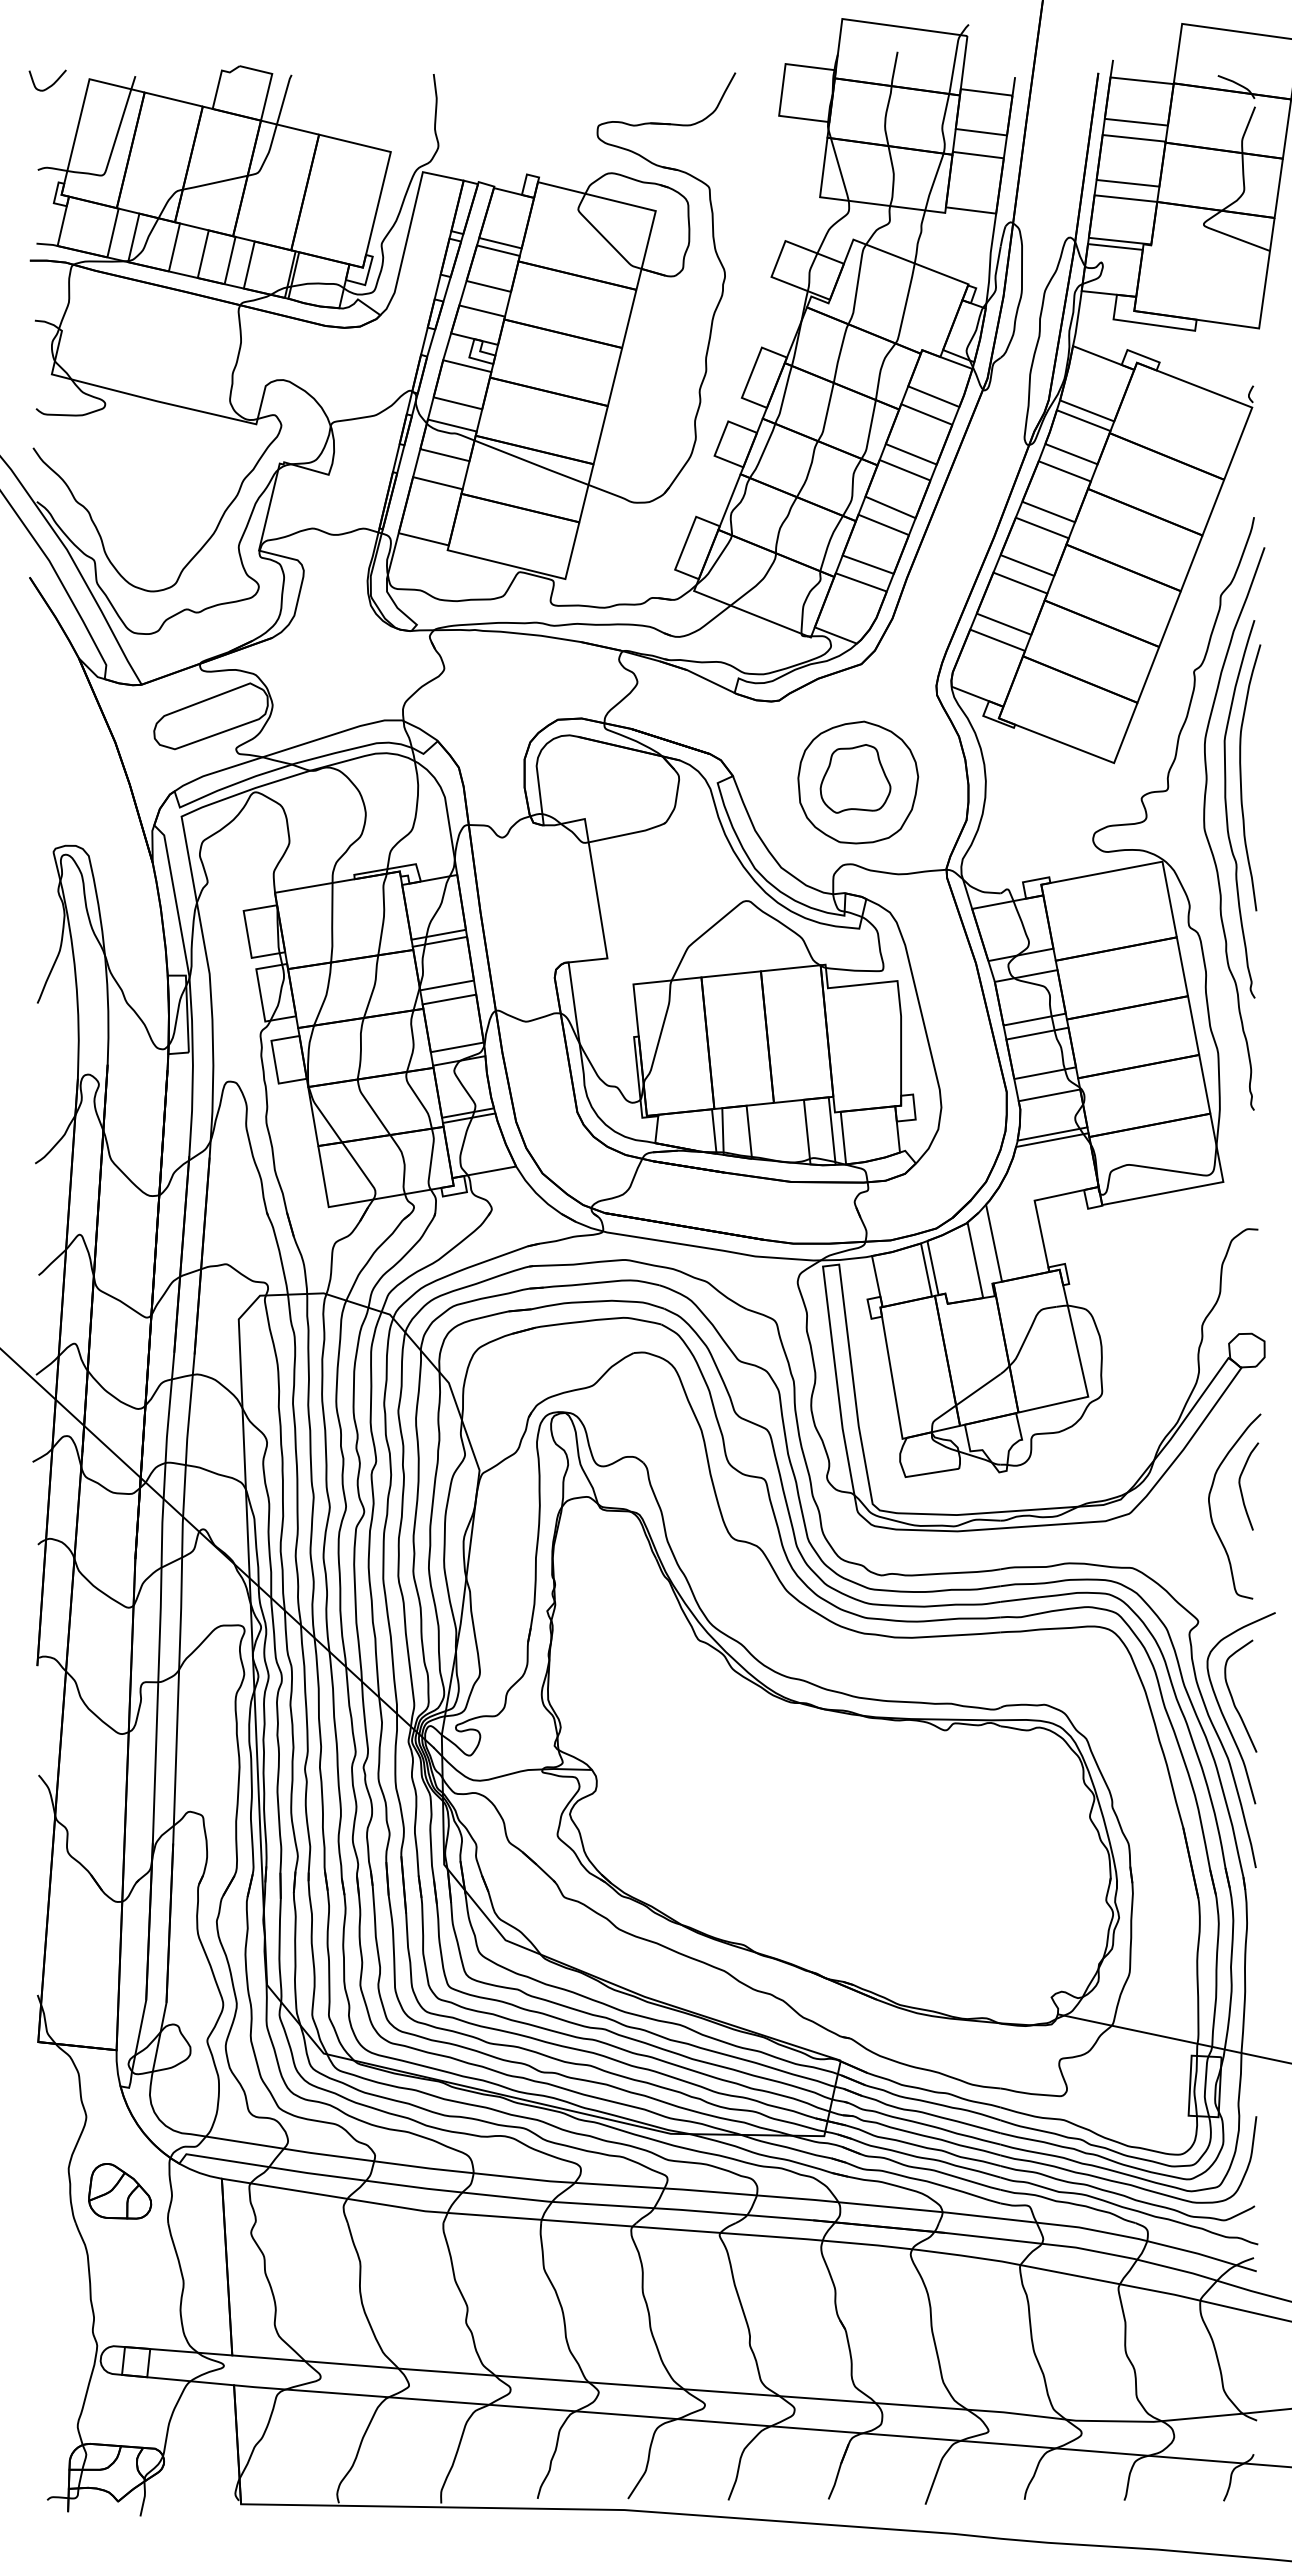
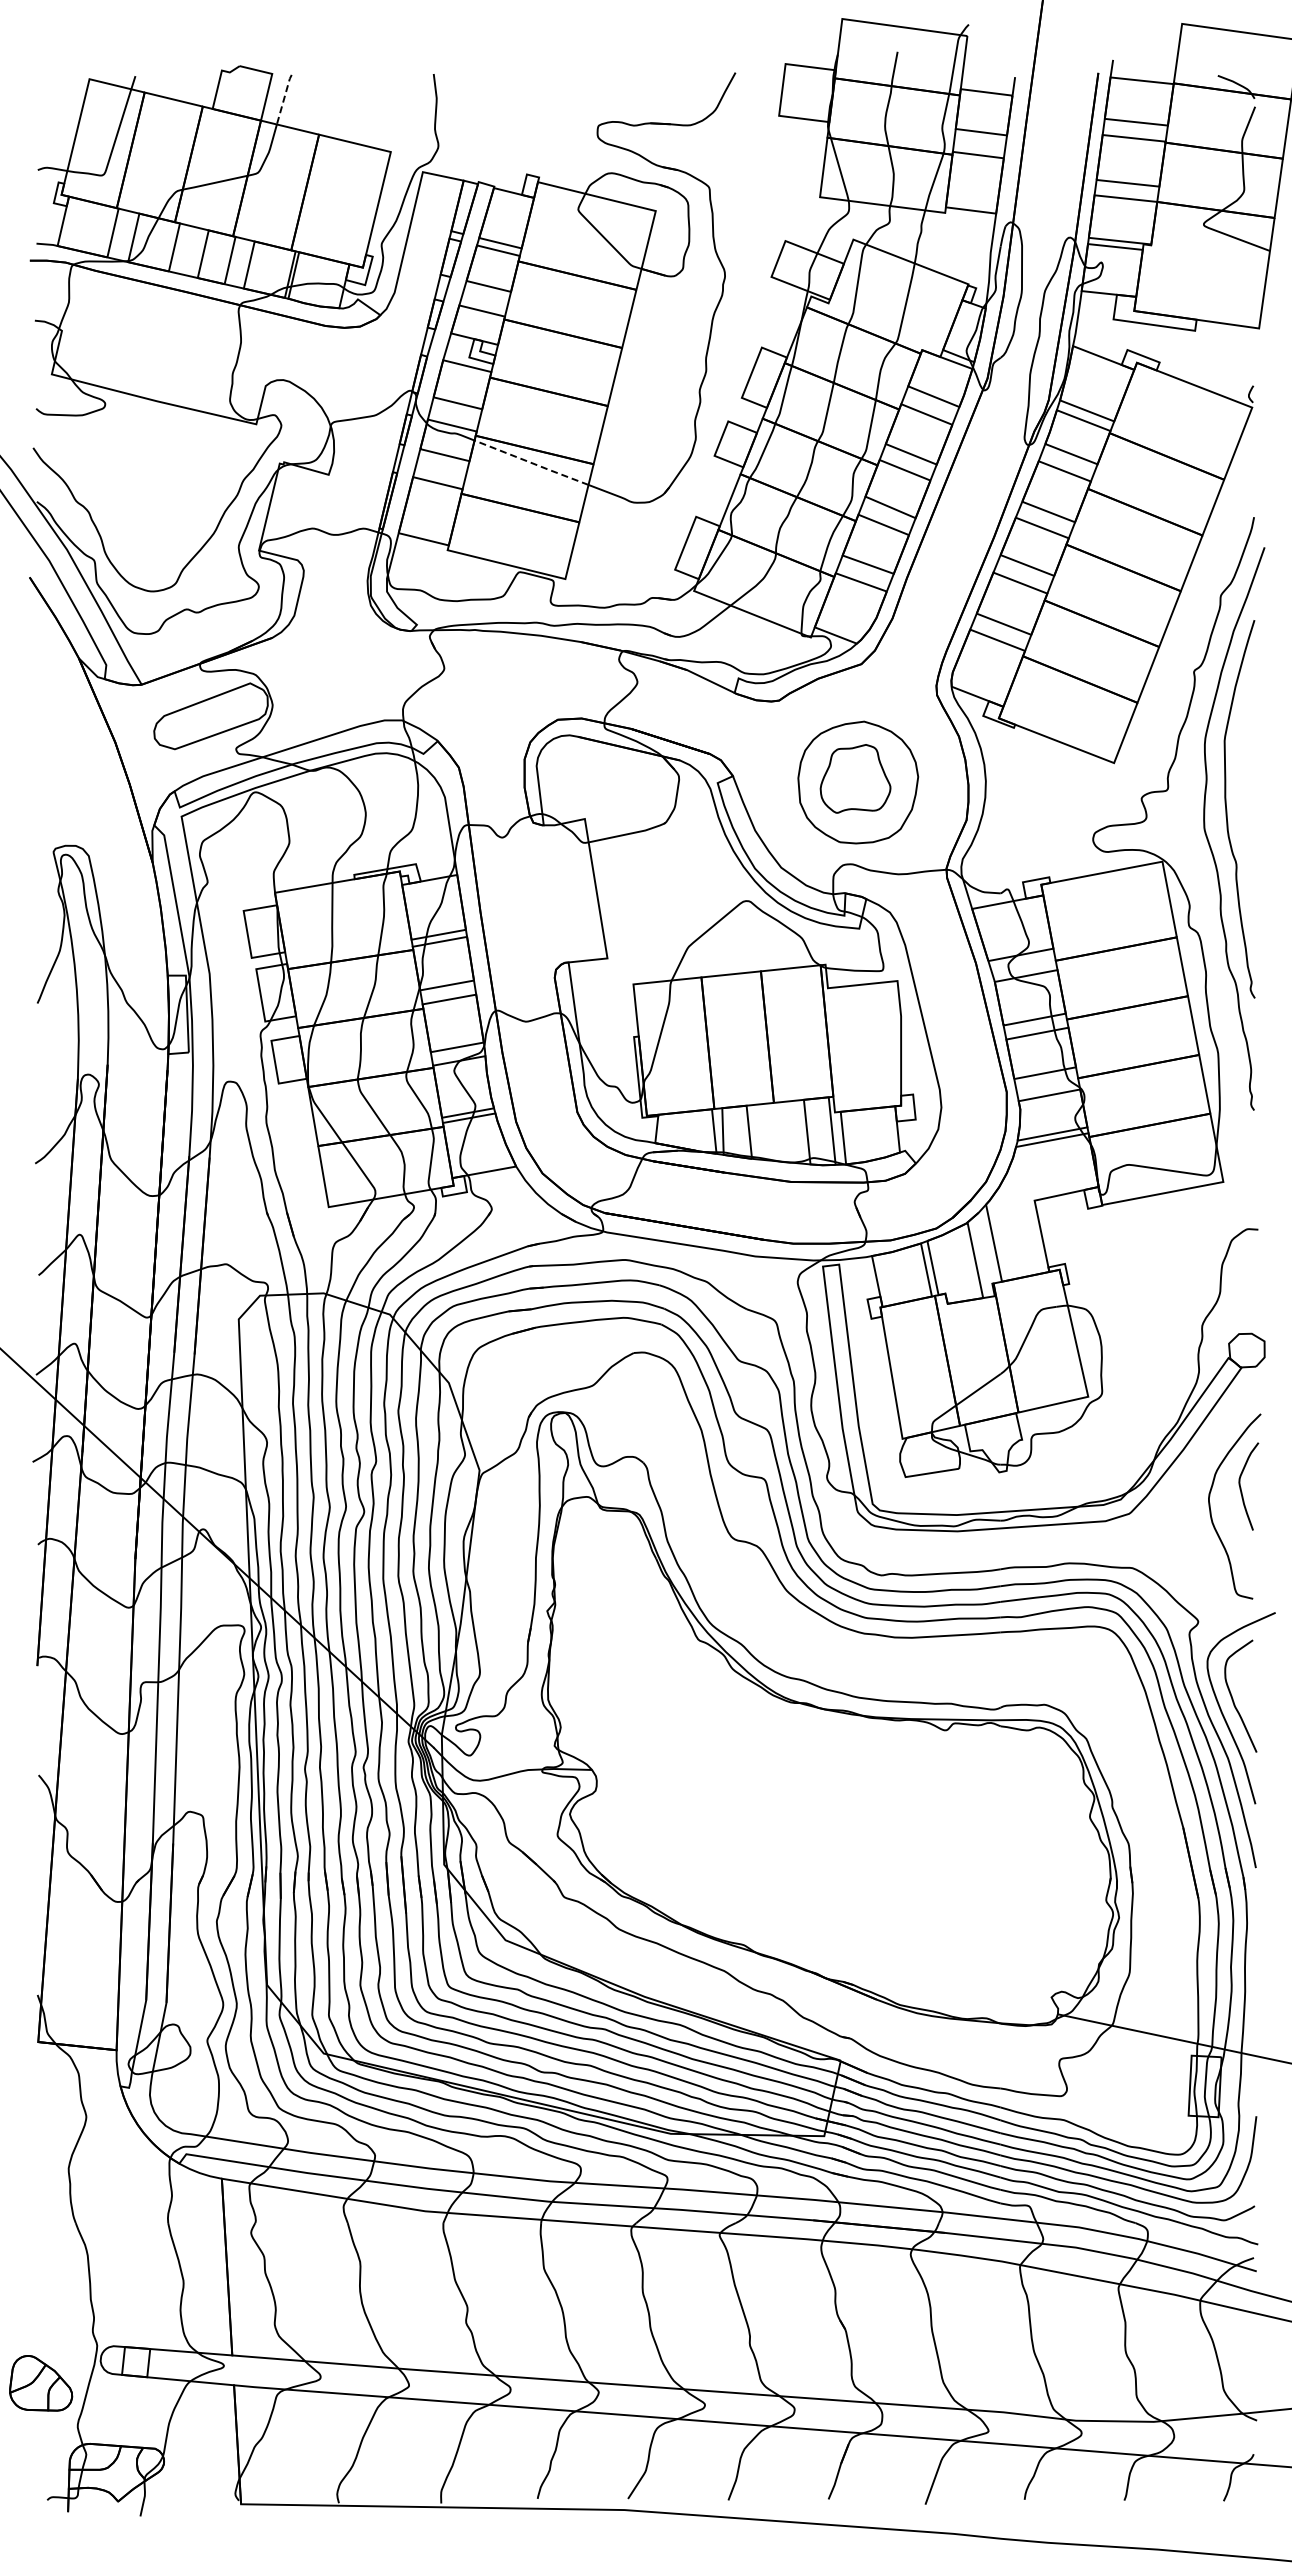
curve: present -> none (51, 84)
line: solid -> dashed (284, 98)
line: solid -> dashed (531, 463)
curve: present -> none (1241, 777)
part position: (120, 2191) -> (41, 2383) (41, 2383)
